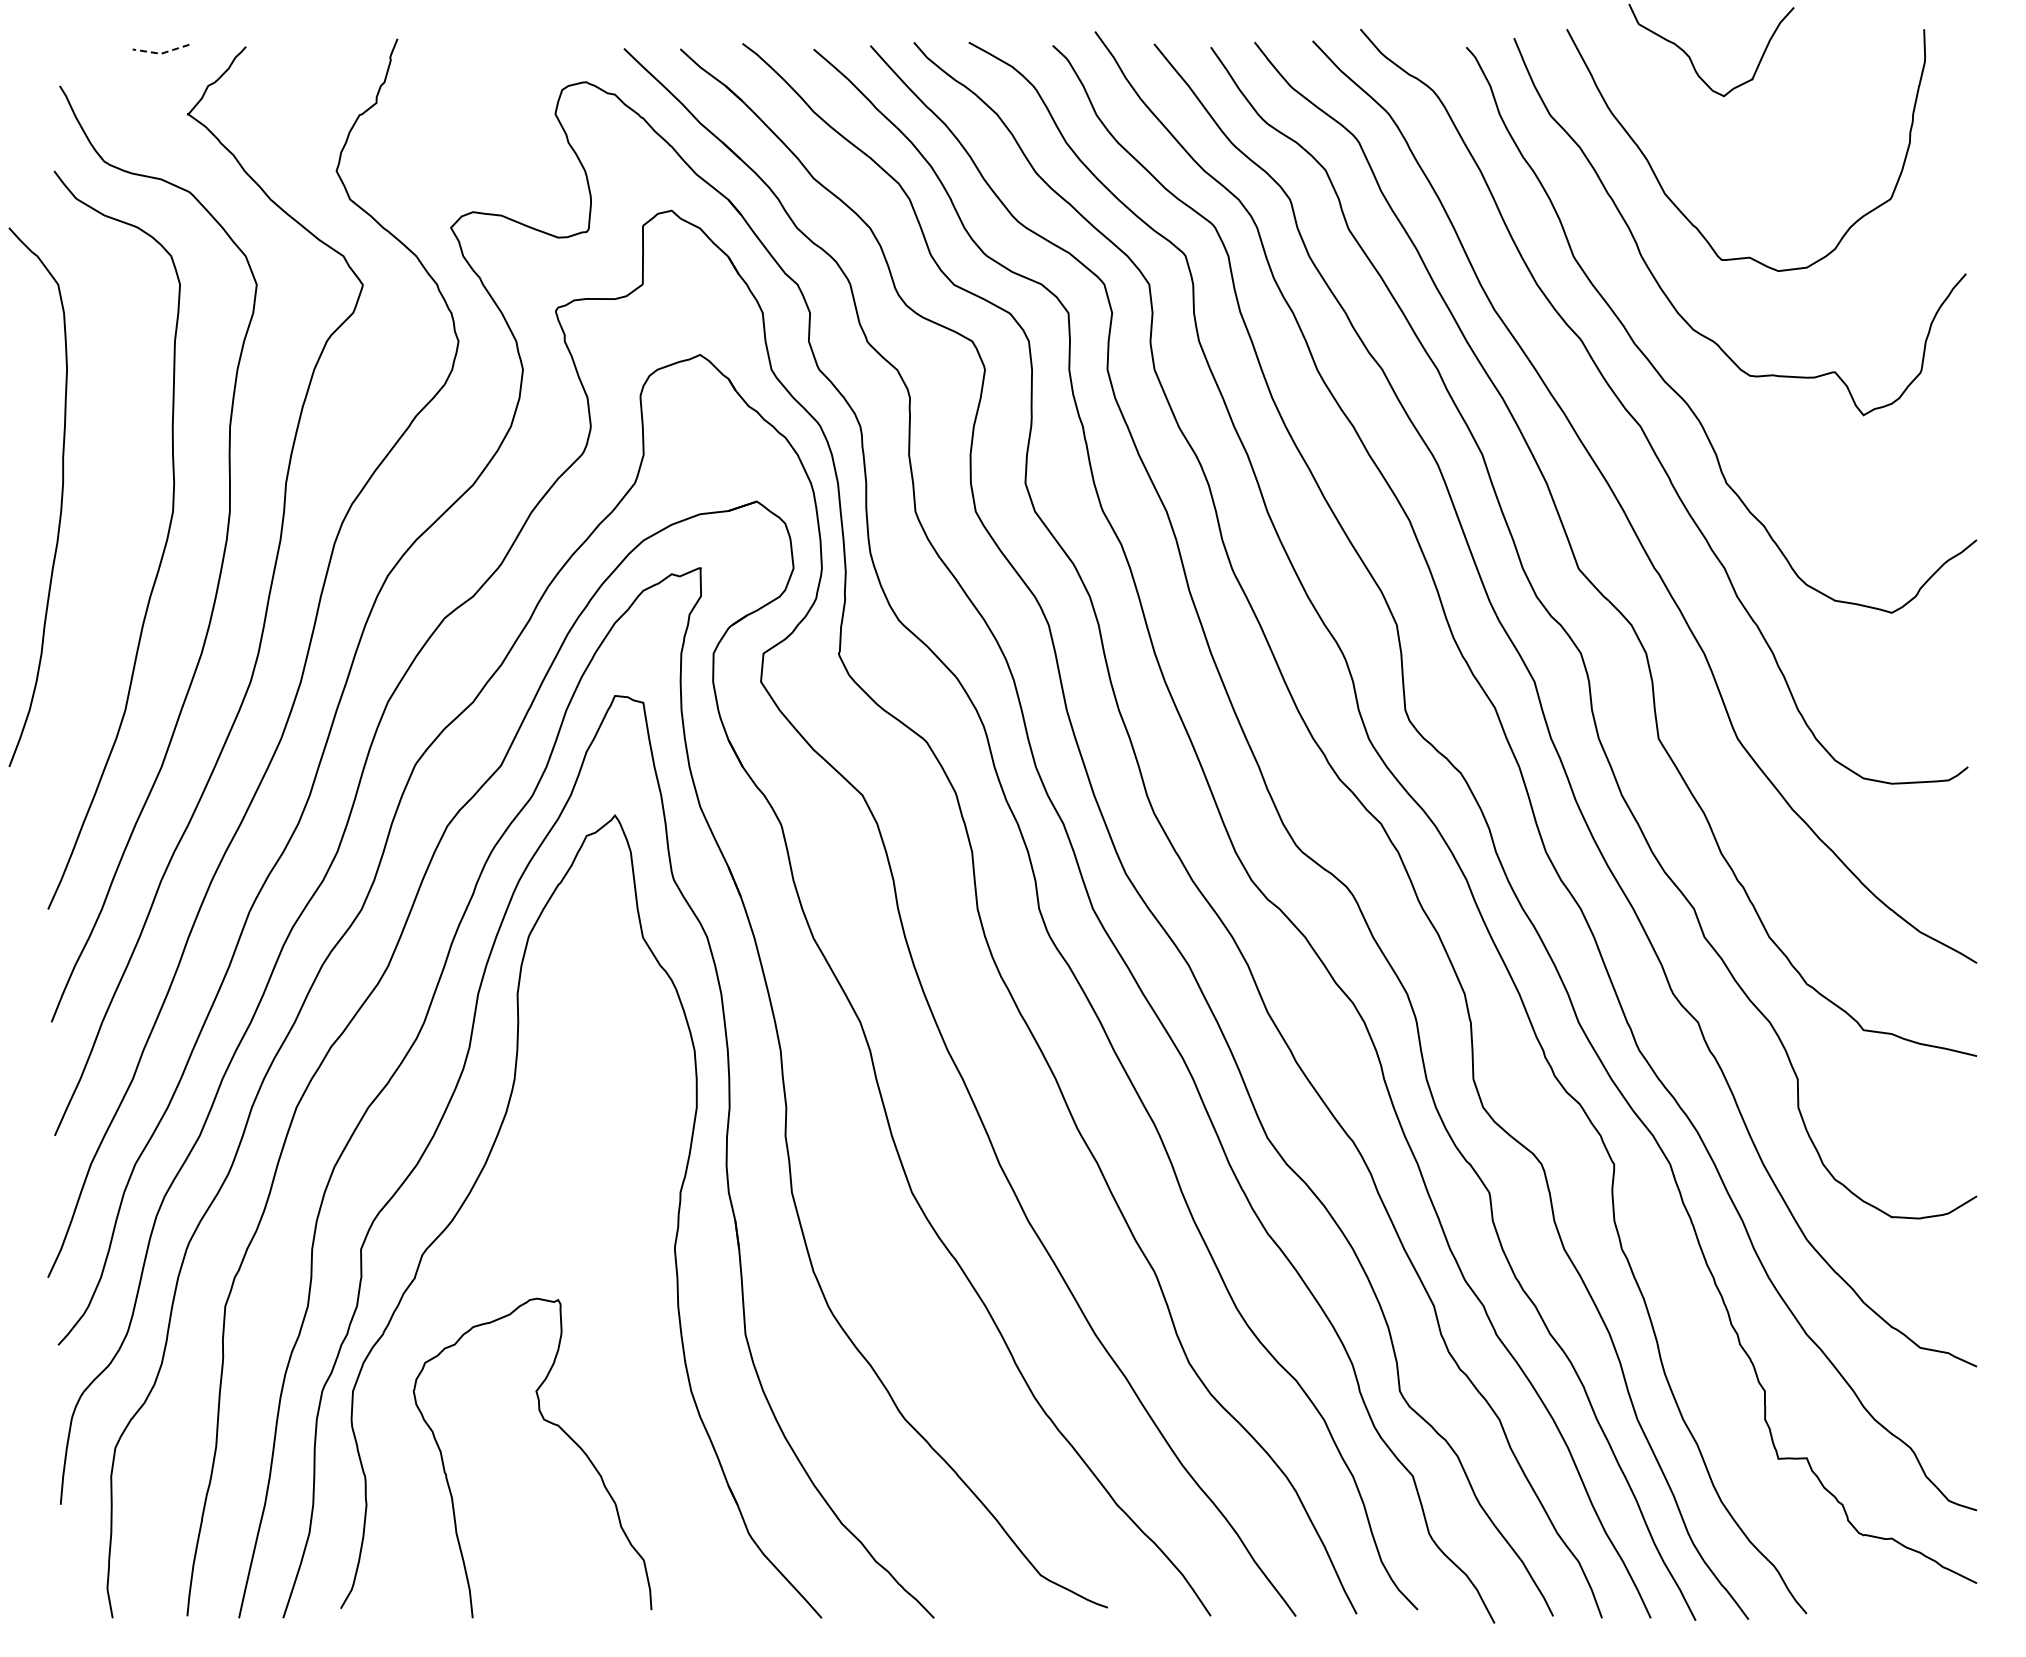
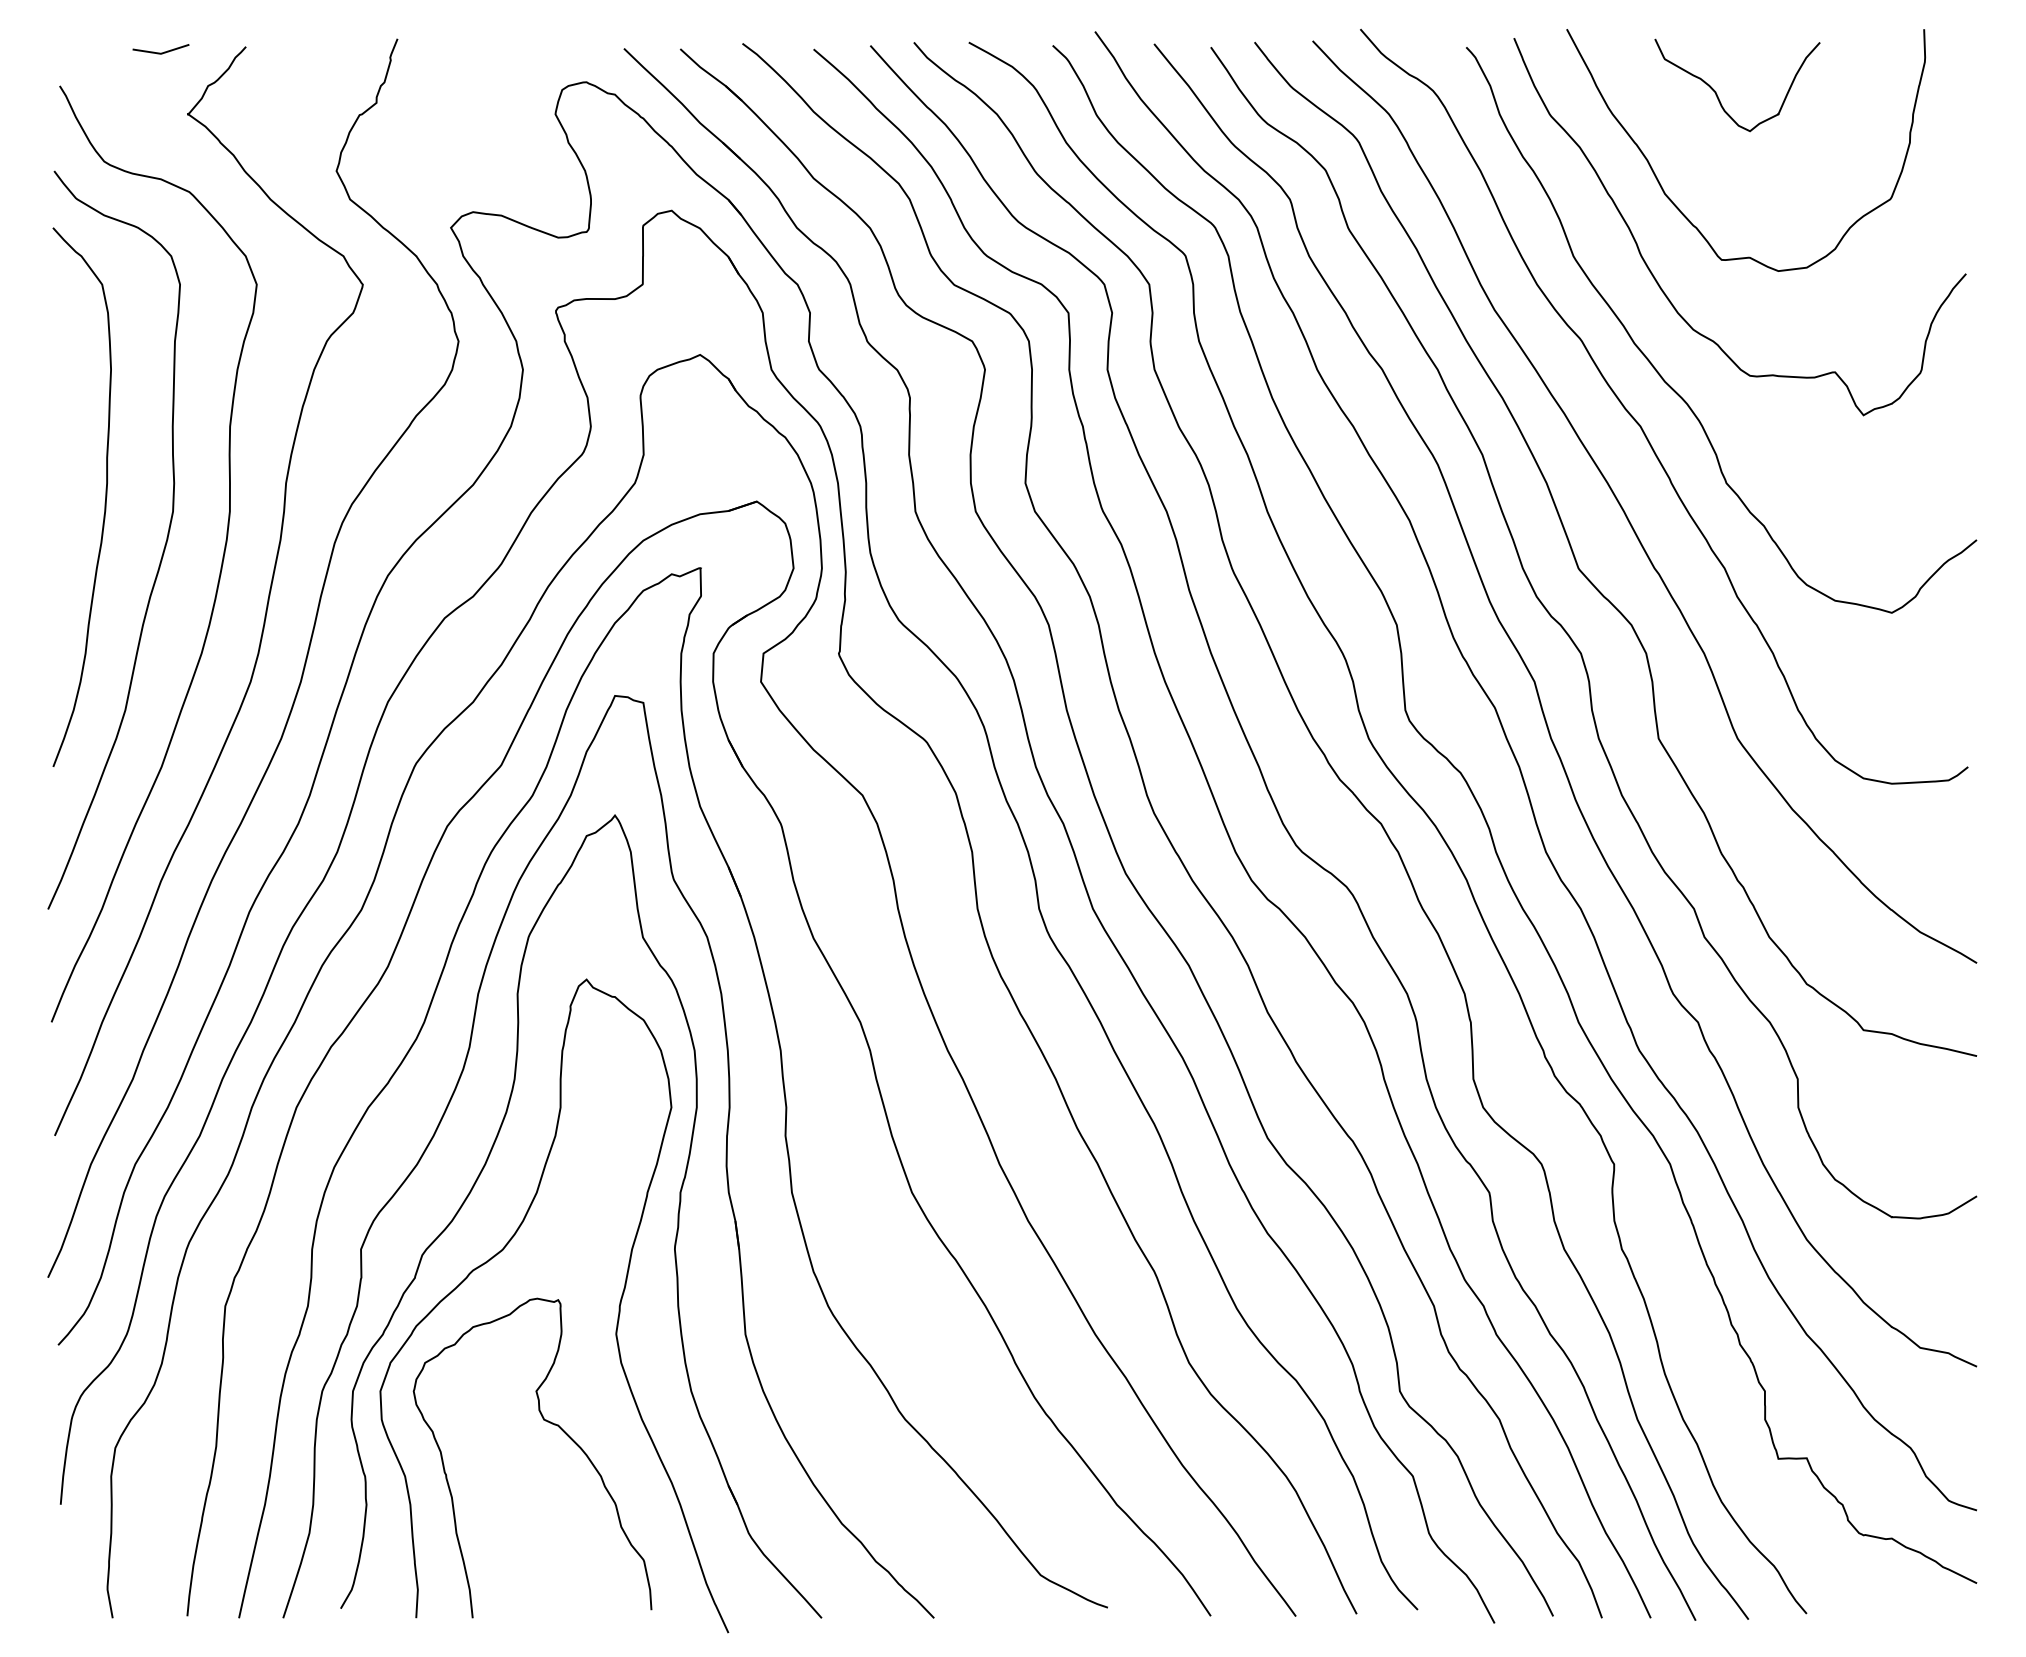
line: dashed -> solid (160, 53)
curve position: (1691, 59) -> (1717, 94) (1717, 94)
curve position: (60, 502) -> (104, 502) (104, 502)
curve: none -> present (618, 1306)
